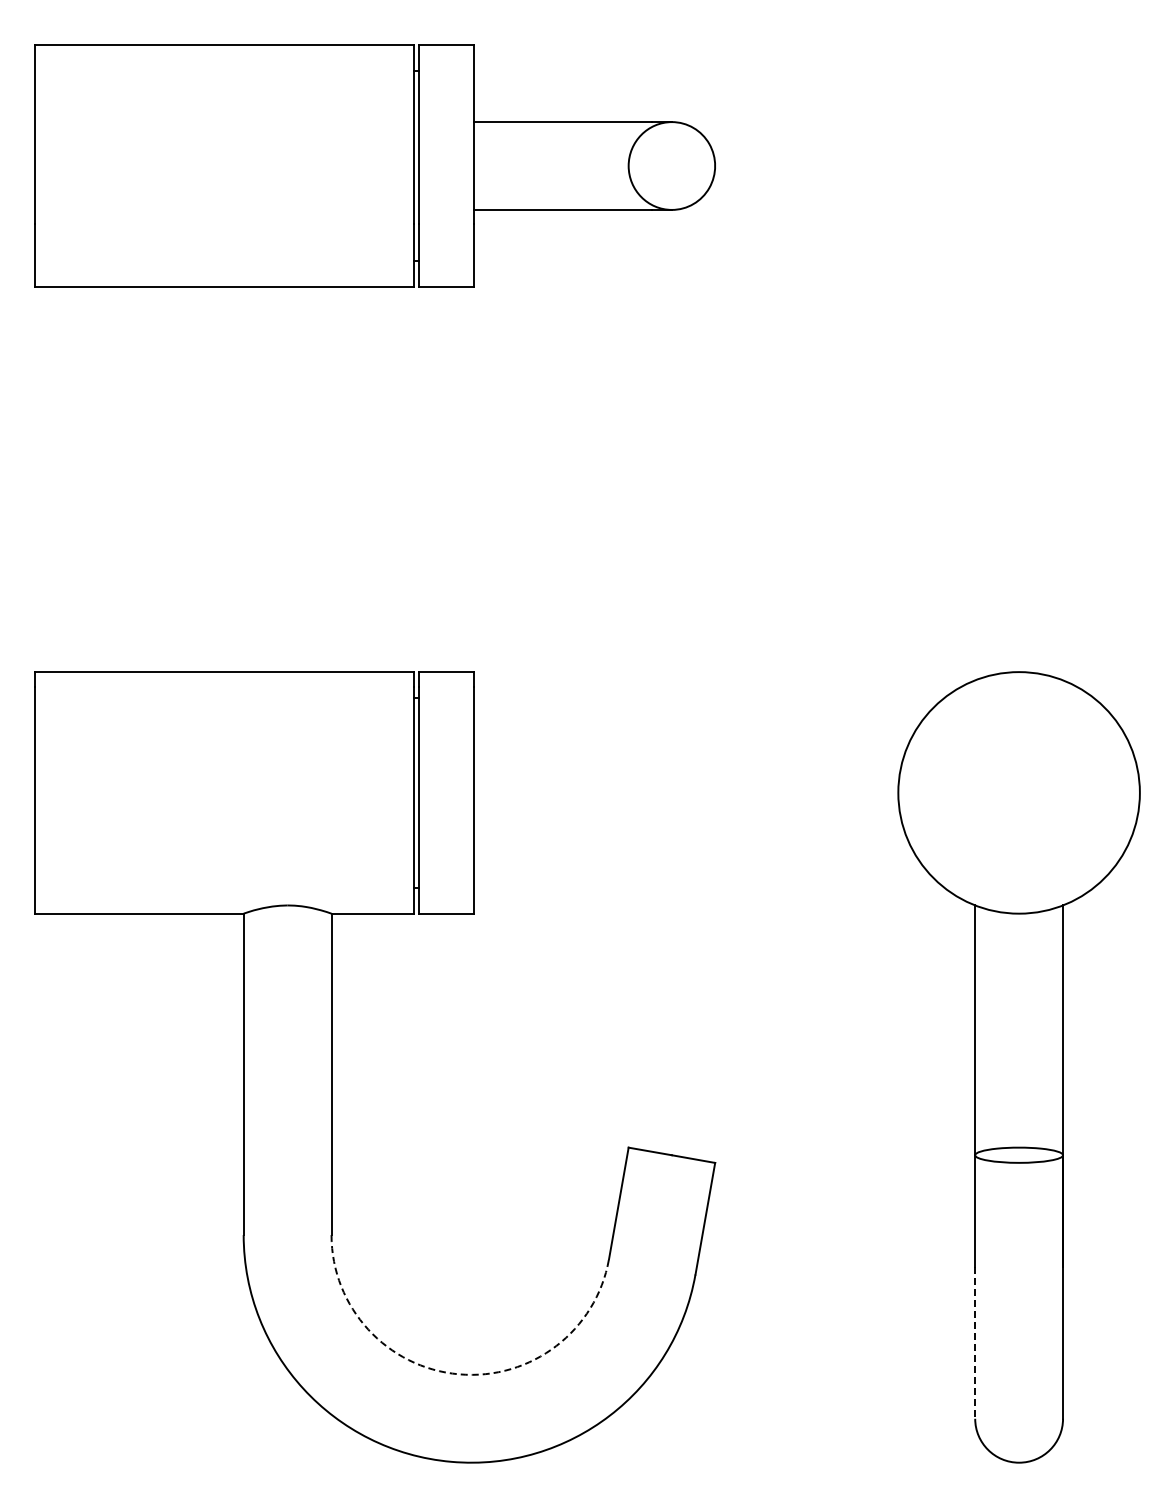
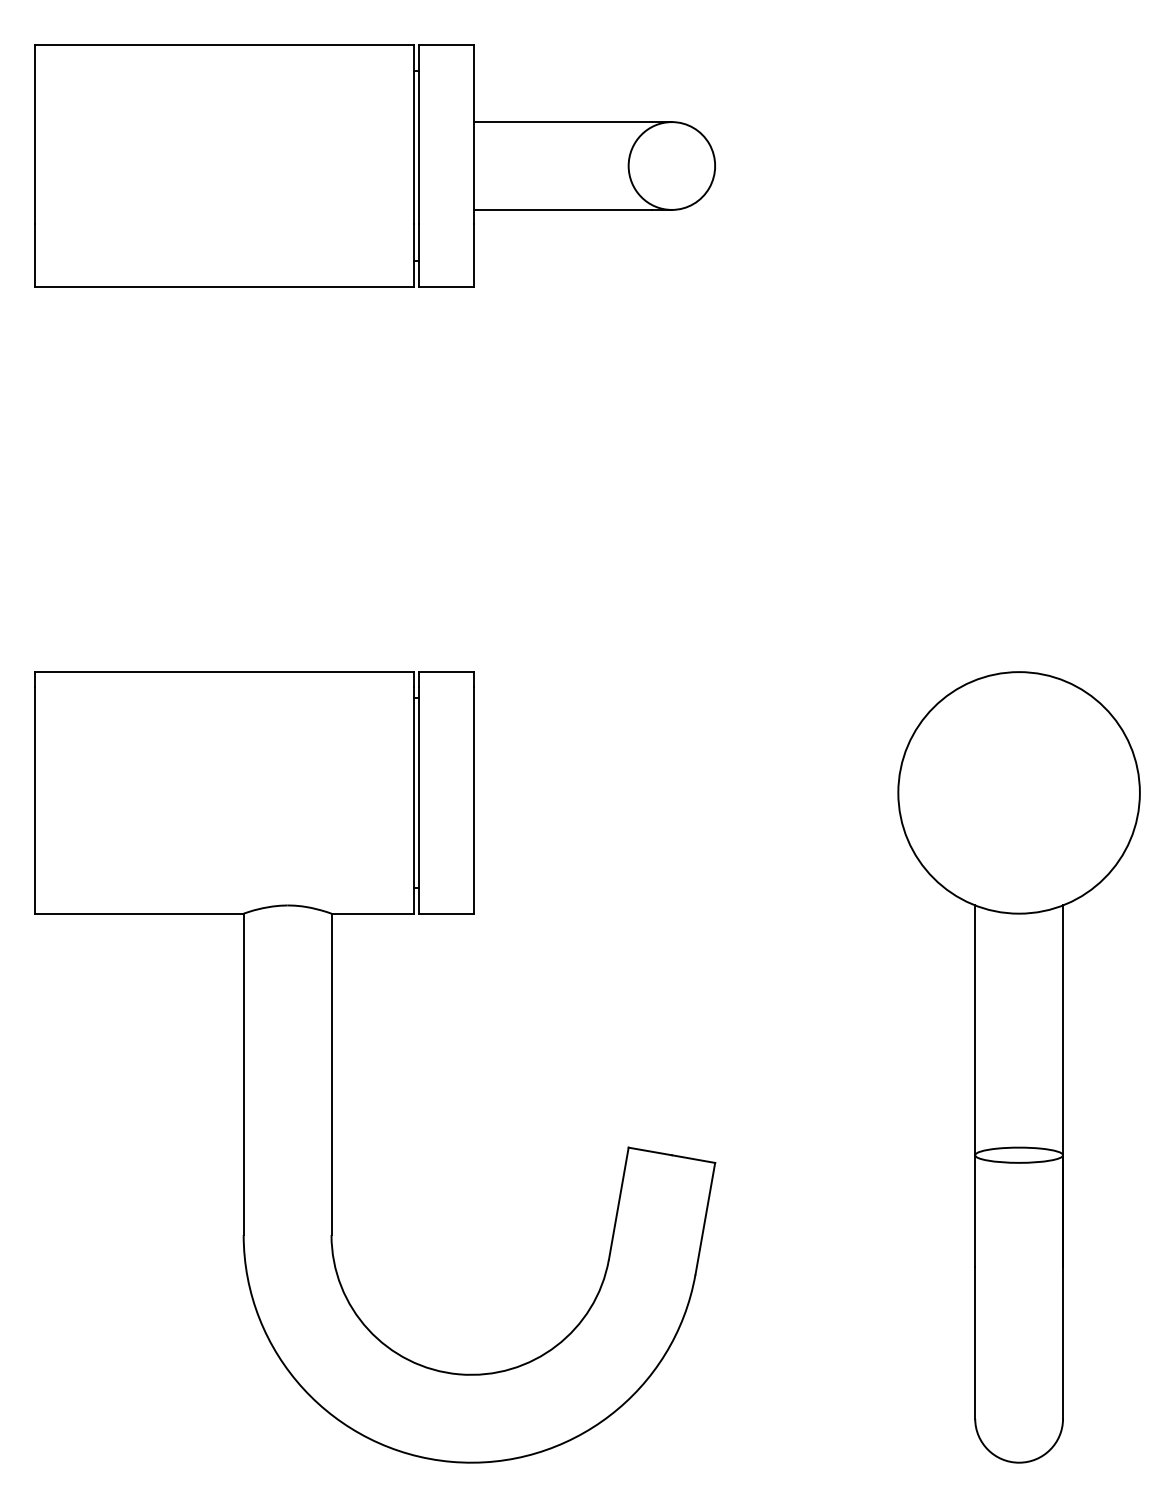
line: dashed -> solid (975, 1342)
arc: dashed -> solid (459, 1374)
